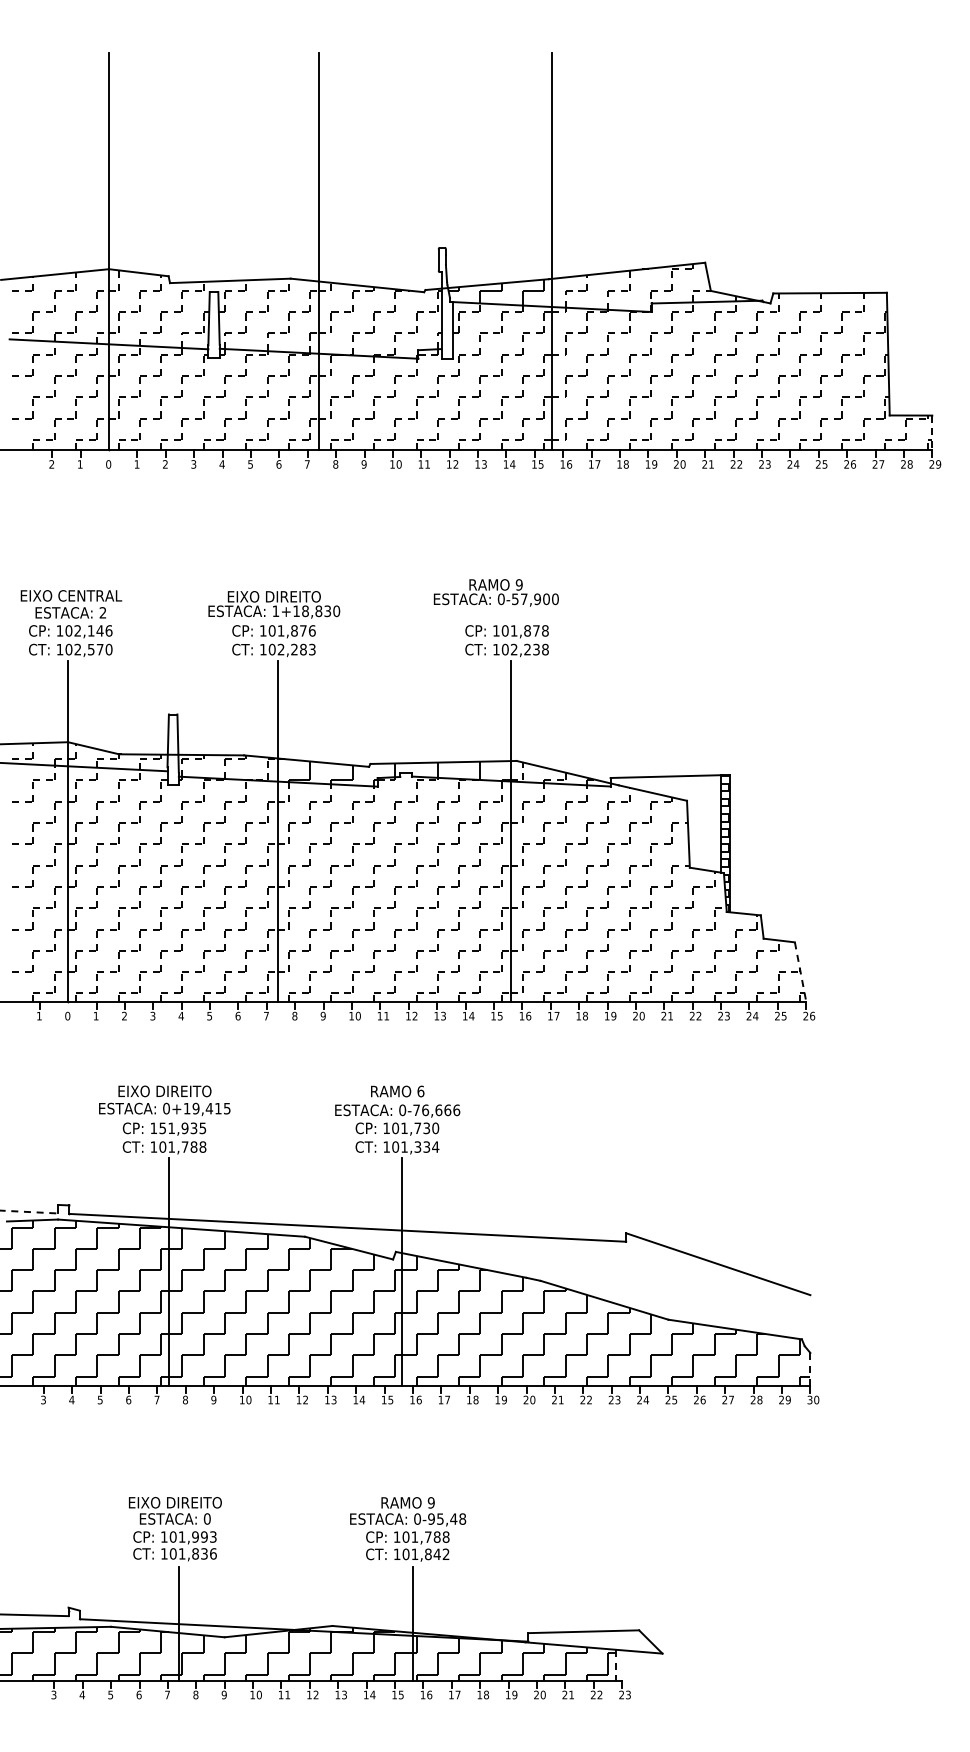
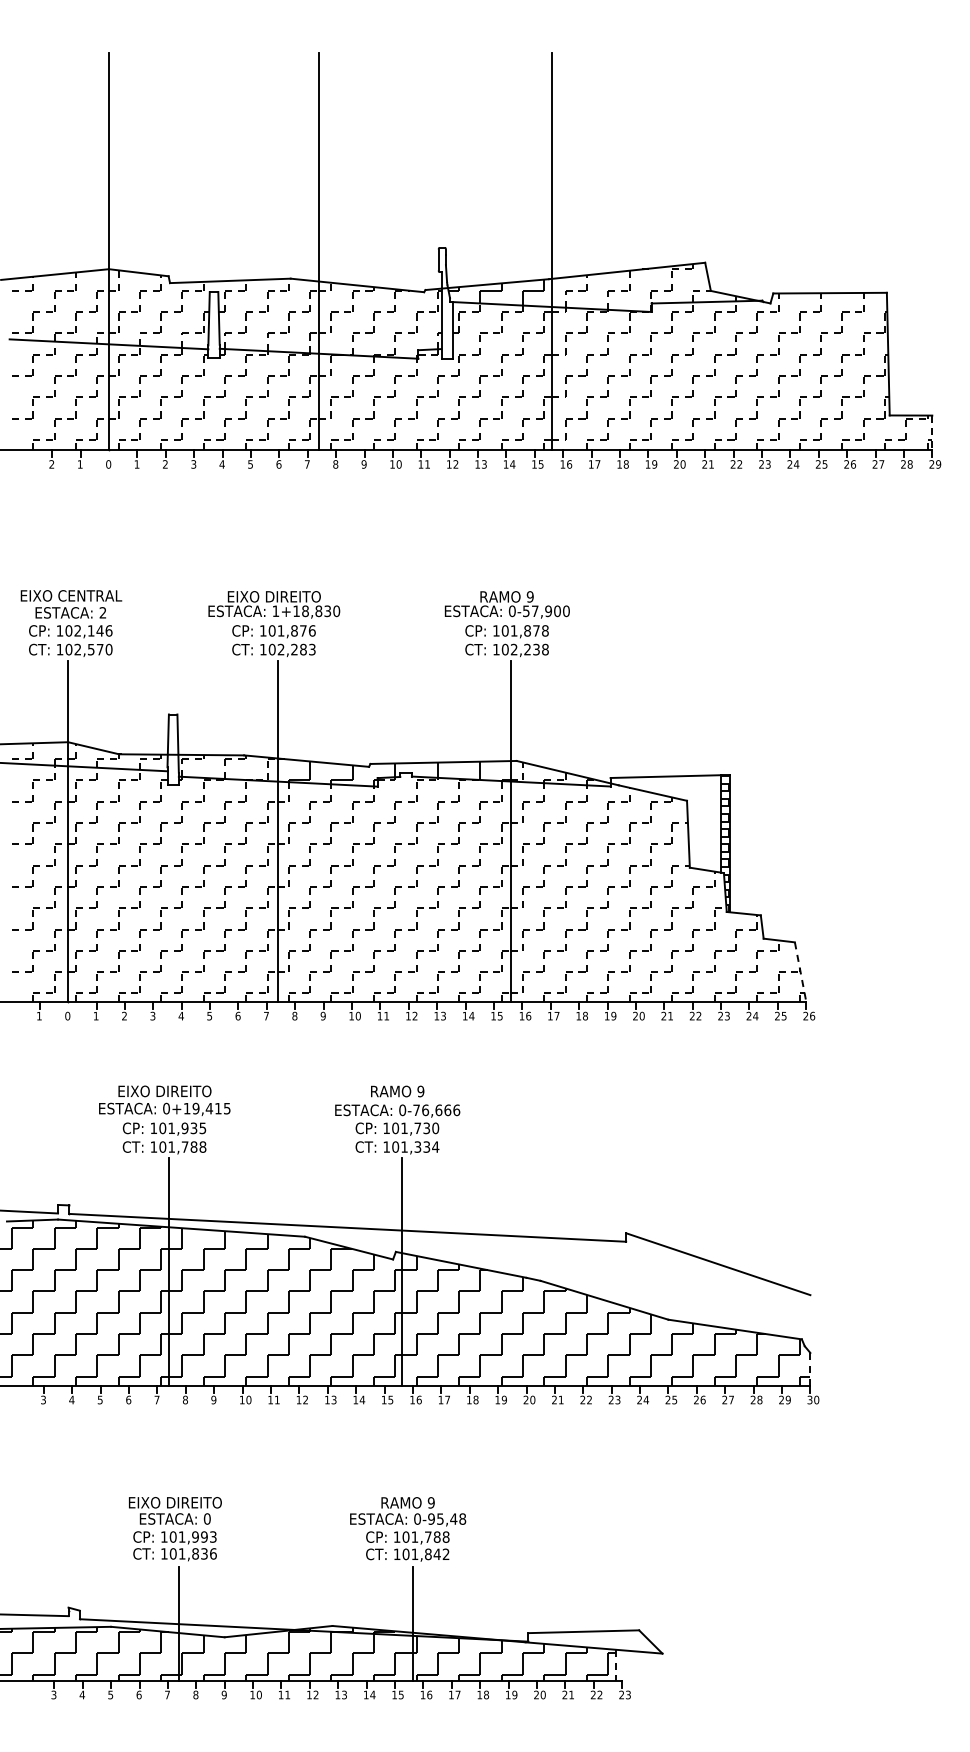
text position: (495, 592) -> (506, 604) (506, 604)
text: 6 -> 9 (420, 1091)
text: 151,935 -> 101,935 (162, 1128)
line: dashed -> solid (29, 1212)
